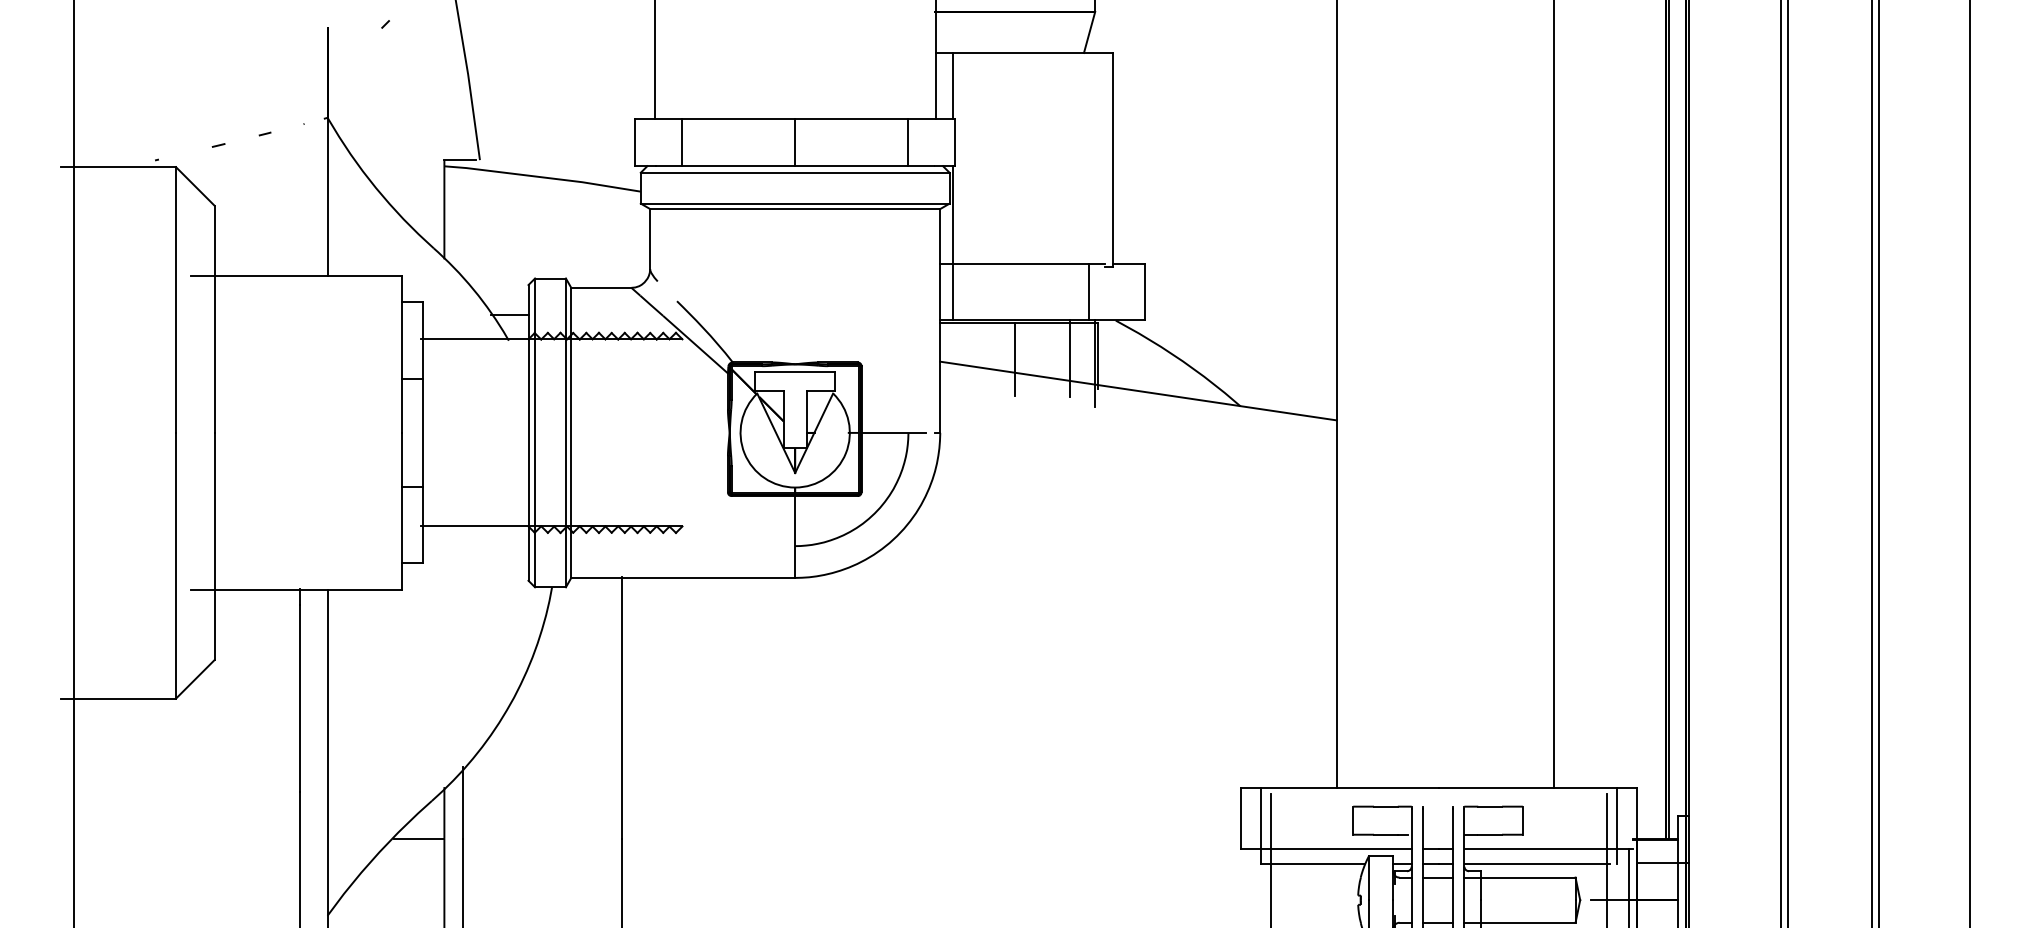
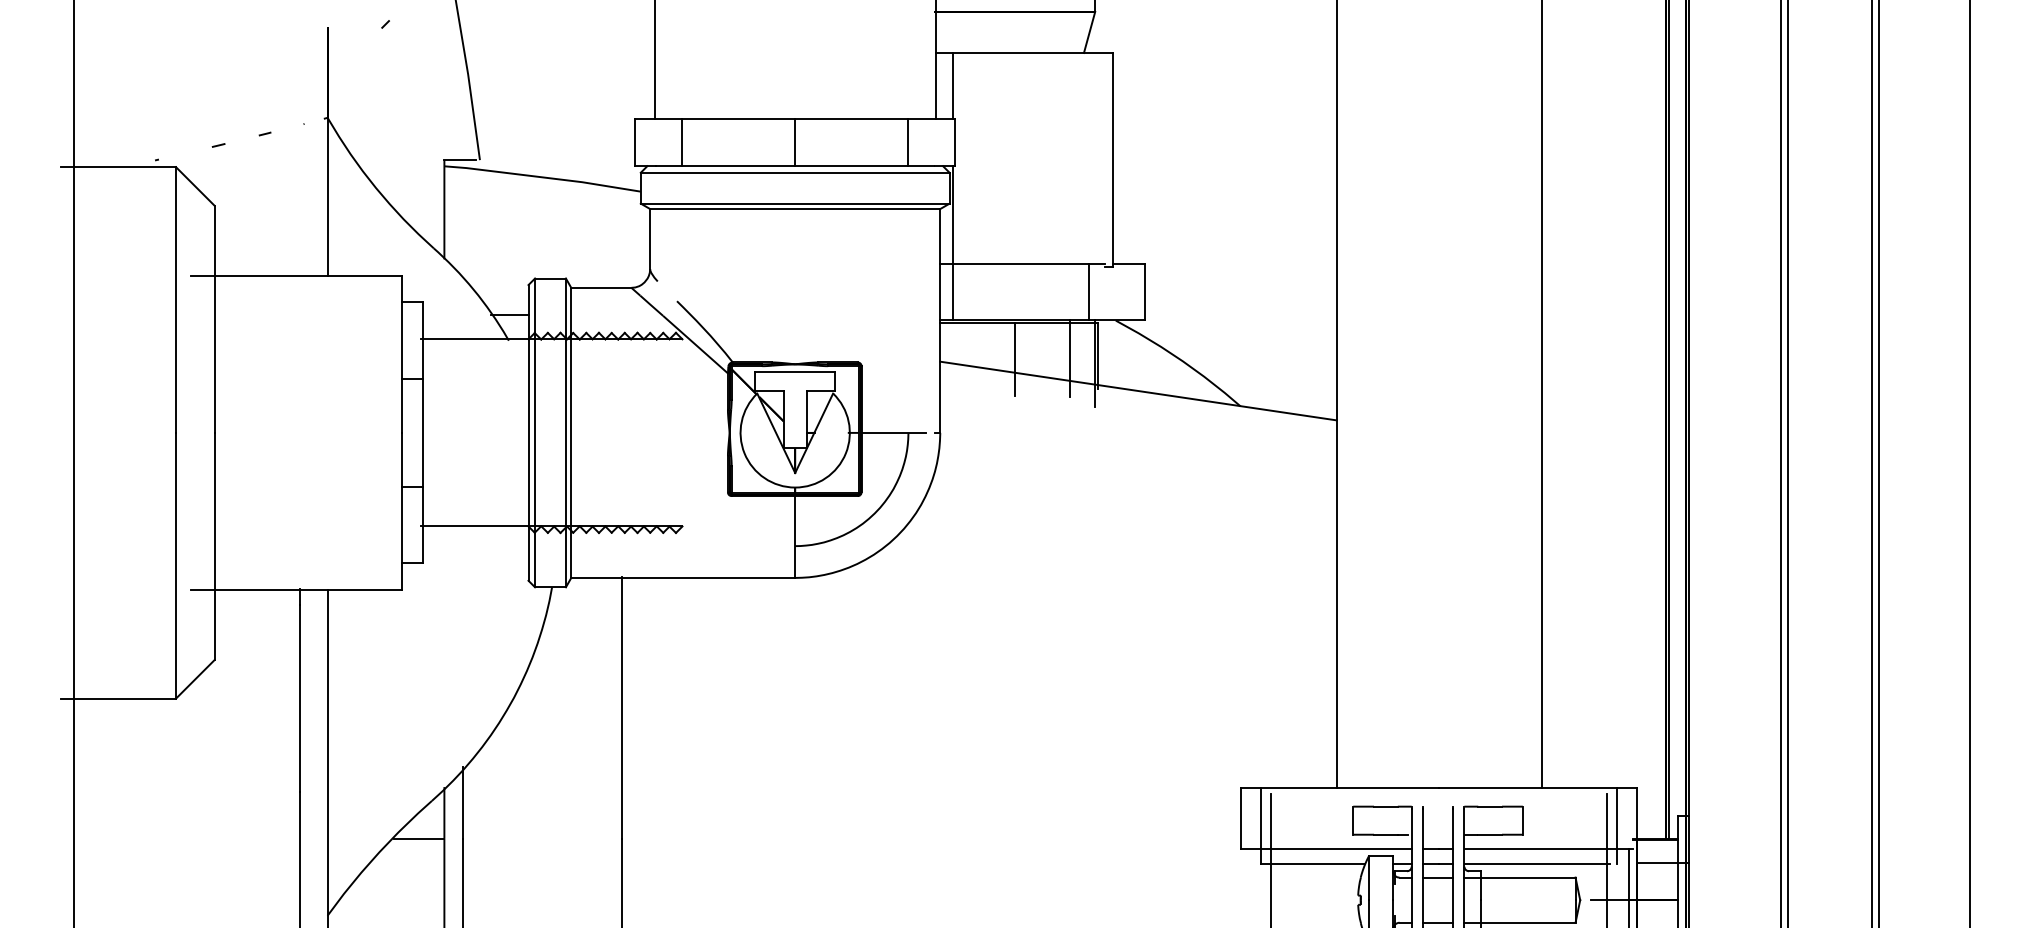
line position: (1554, 394) -> (1542, 394) (1542, 394)
